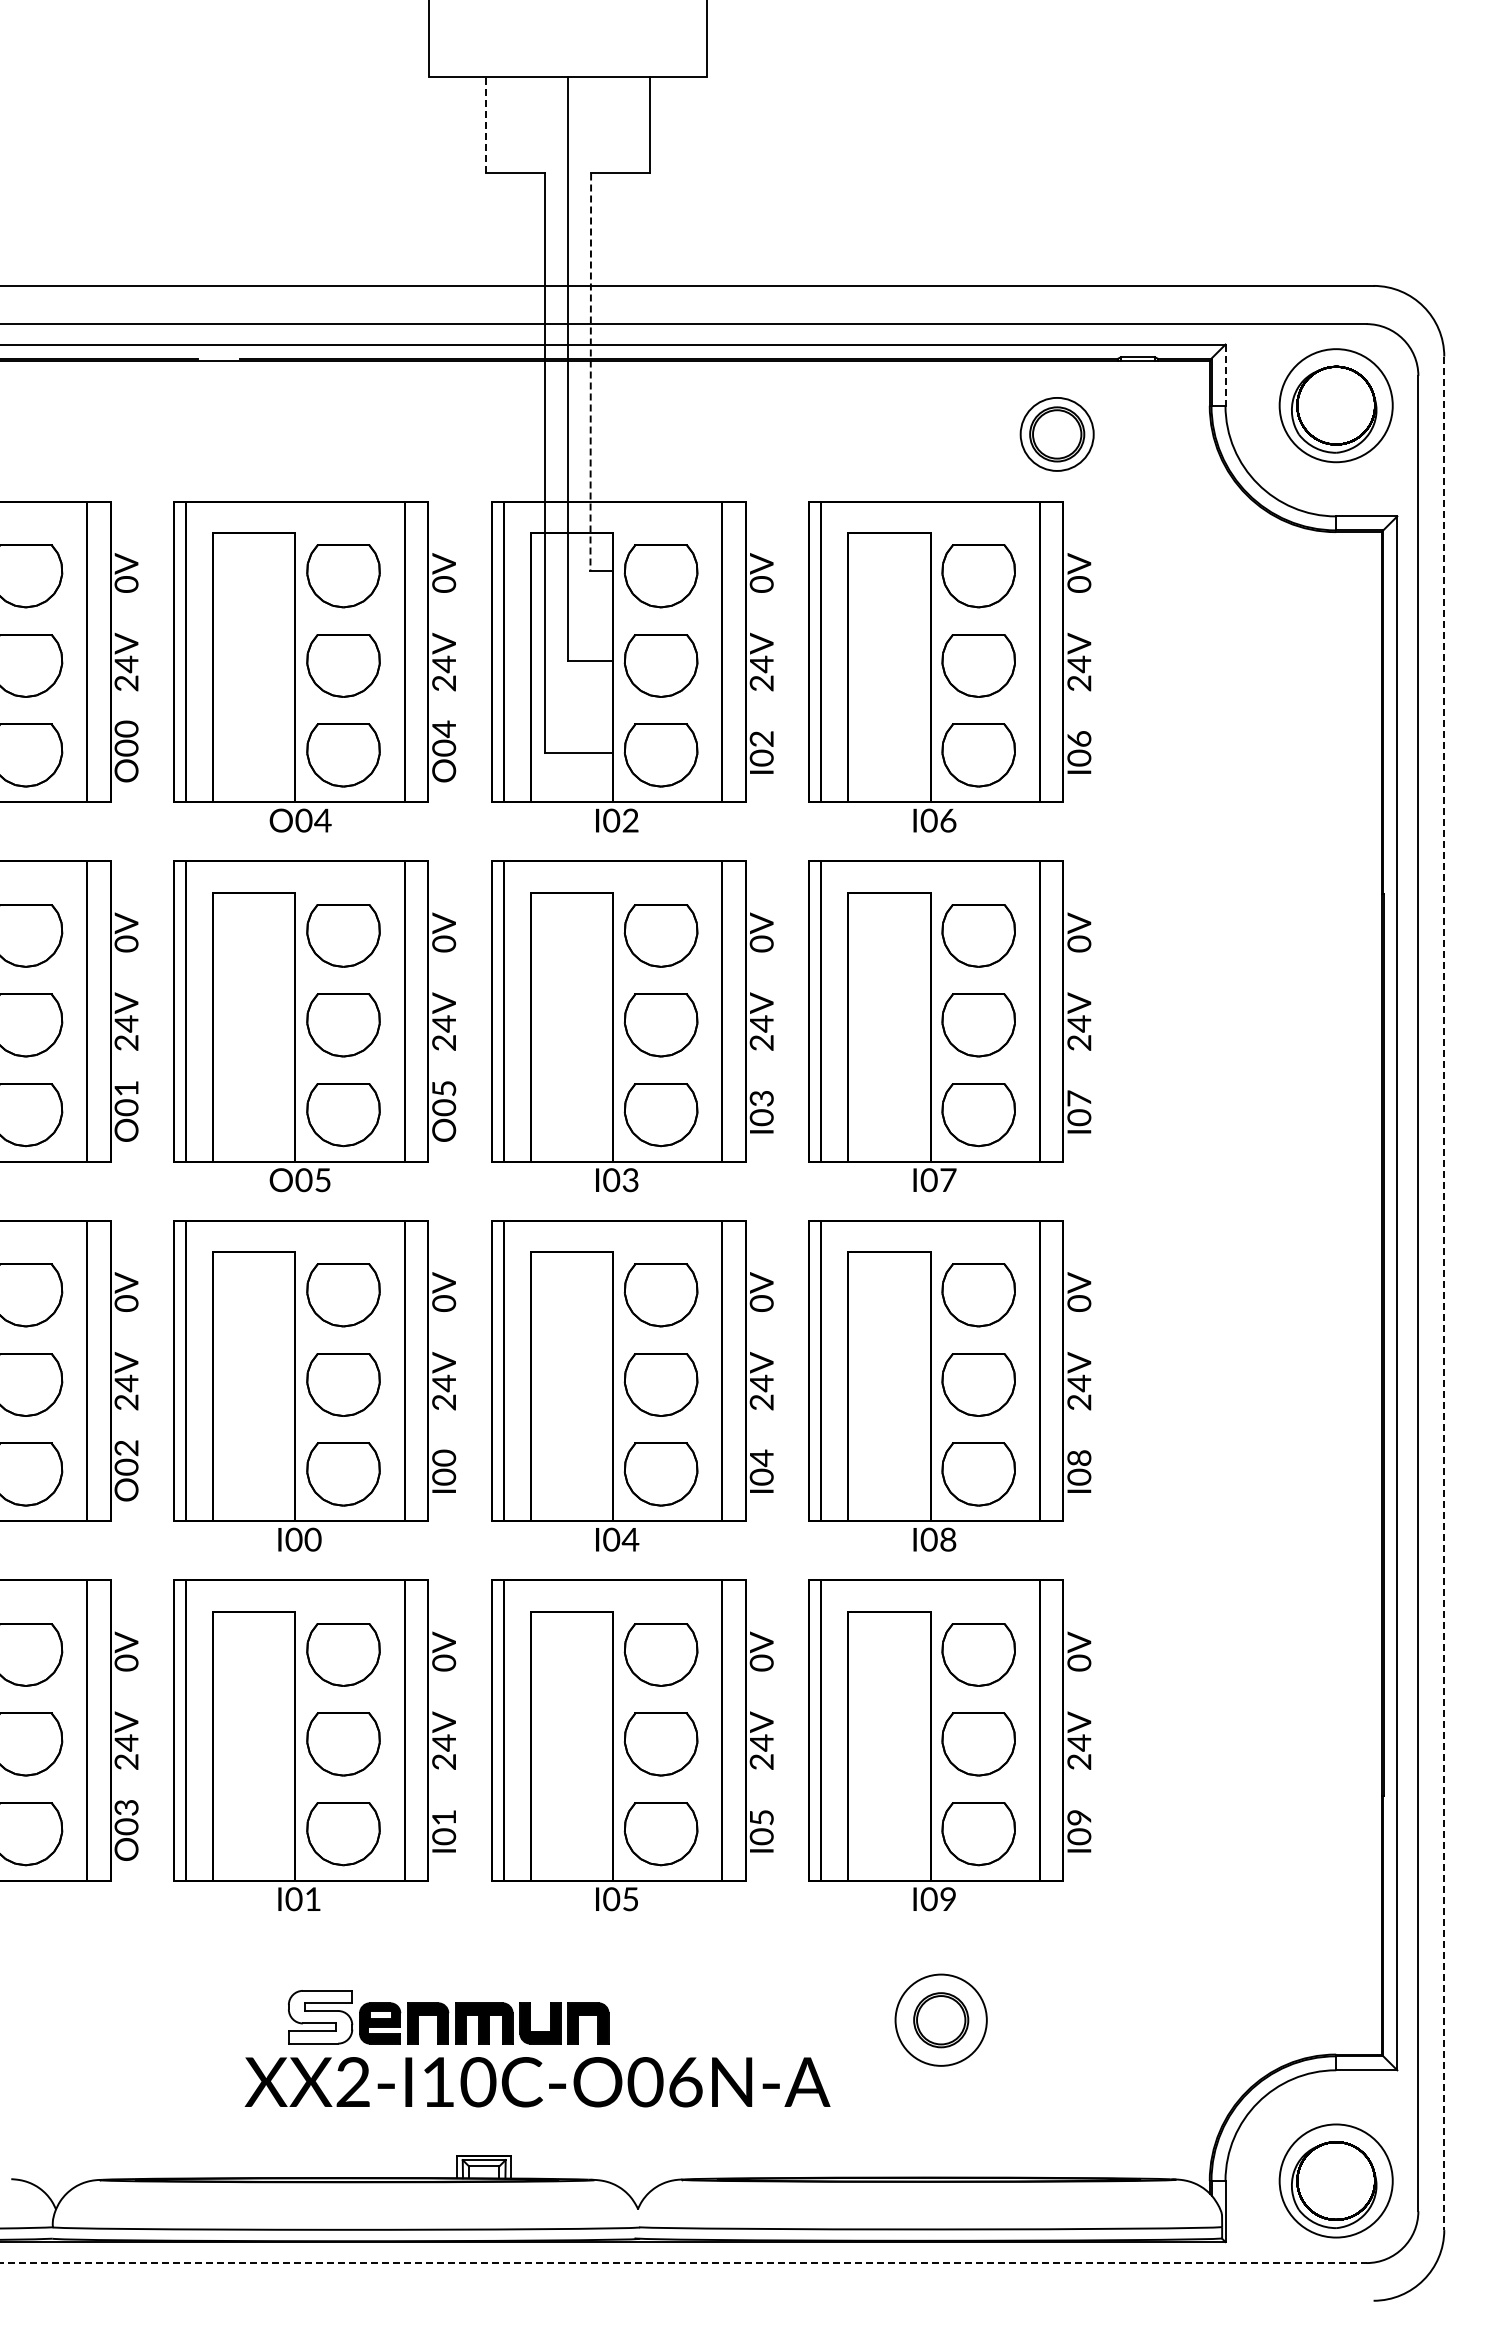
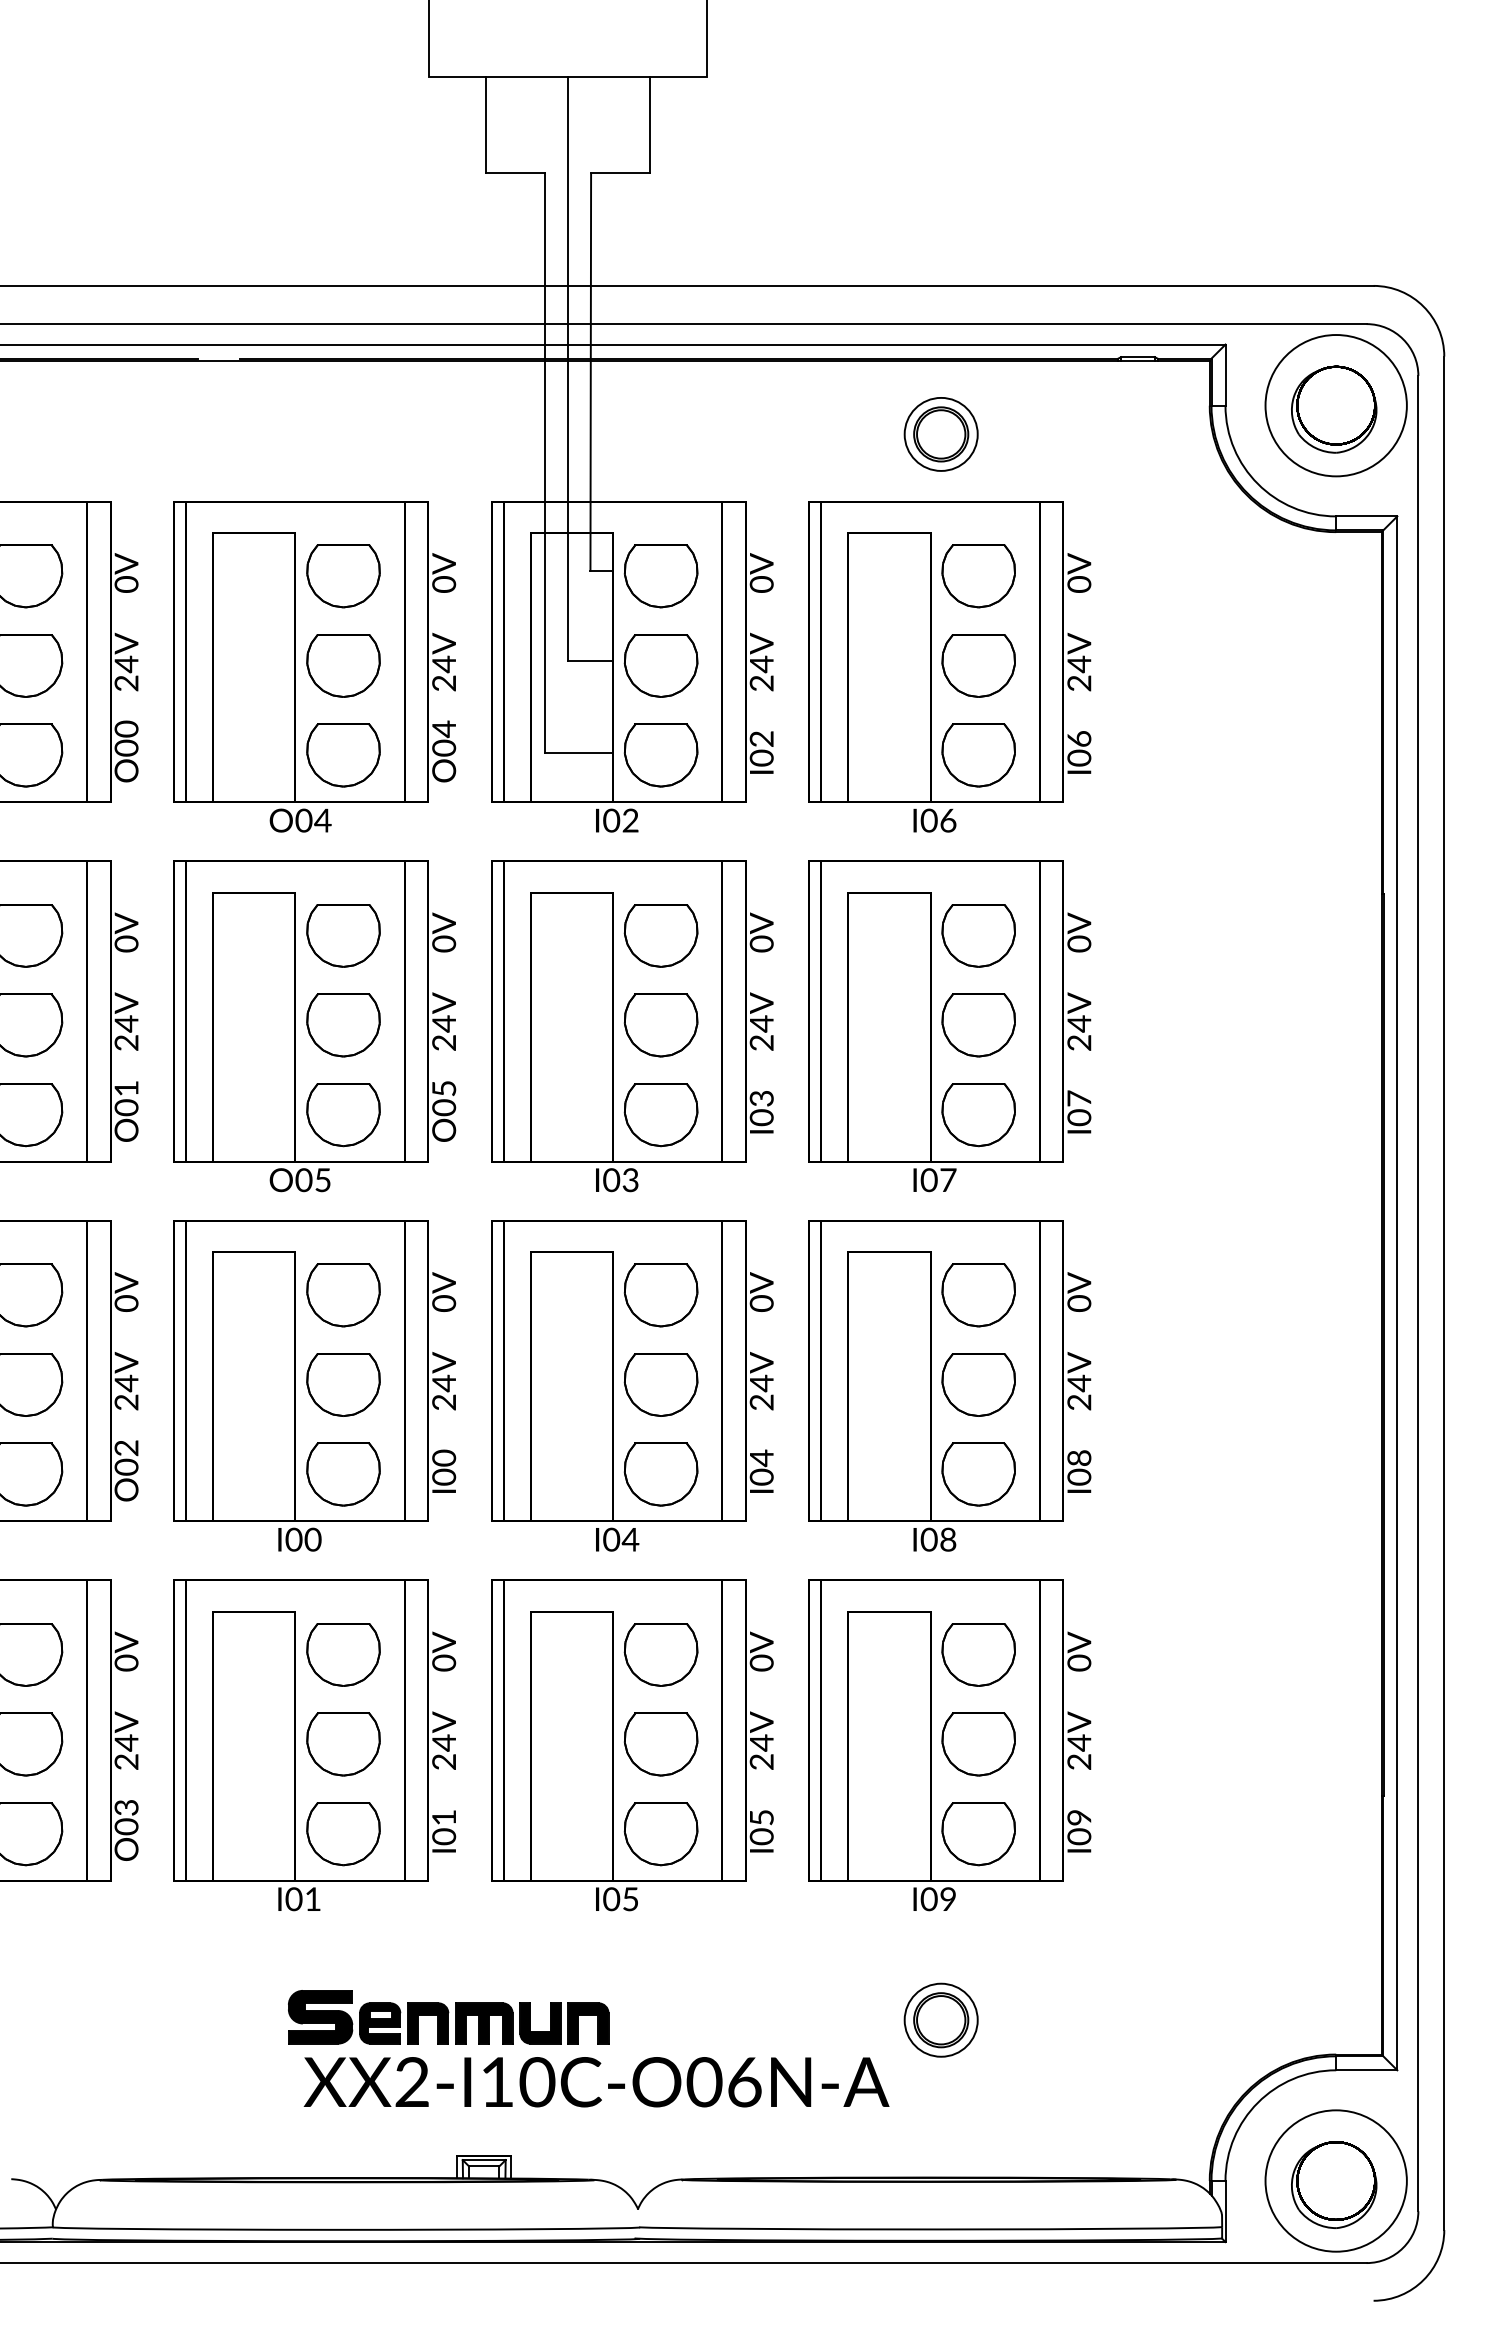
line: dashed -> solid (485, 124)
line: dashed -> solid (590, 372)
line: dashed -> solid (1225, 375)
circle diameter: 113 px -> 141 px (1335, 405)
part position: (1056, 434) -> (940, 434) (940, 434)
line: dashed -> solid (1444, 1293)
fill: none -> present (320, 2016)
circle diameter: 91 px -> 73 px (940, 2019)
text position: (537, 2082) -> (596, 2082) (596, 2082)
circle diameter: 113 px -> 141 px (1335, 2180)
line: dashed -> solid (683, 2263)
